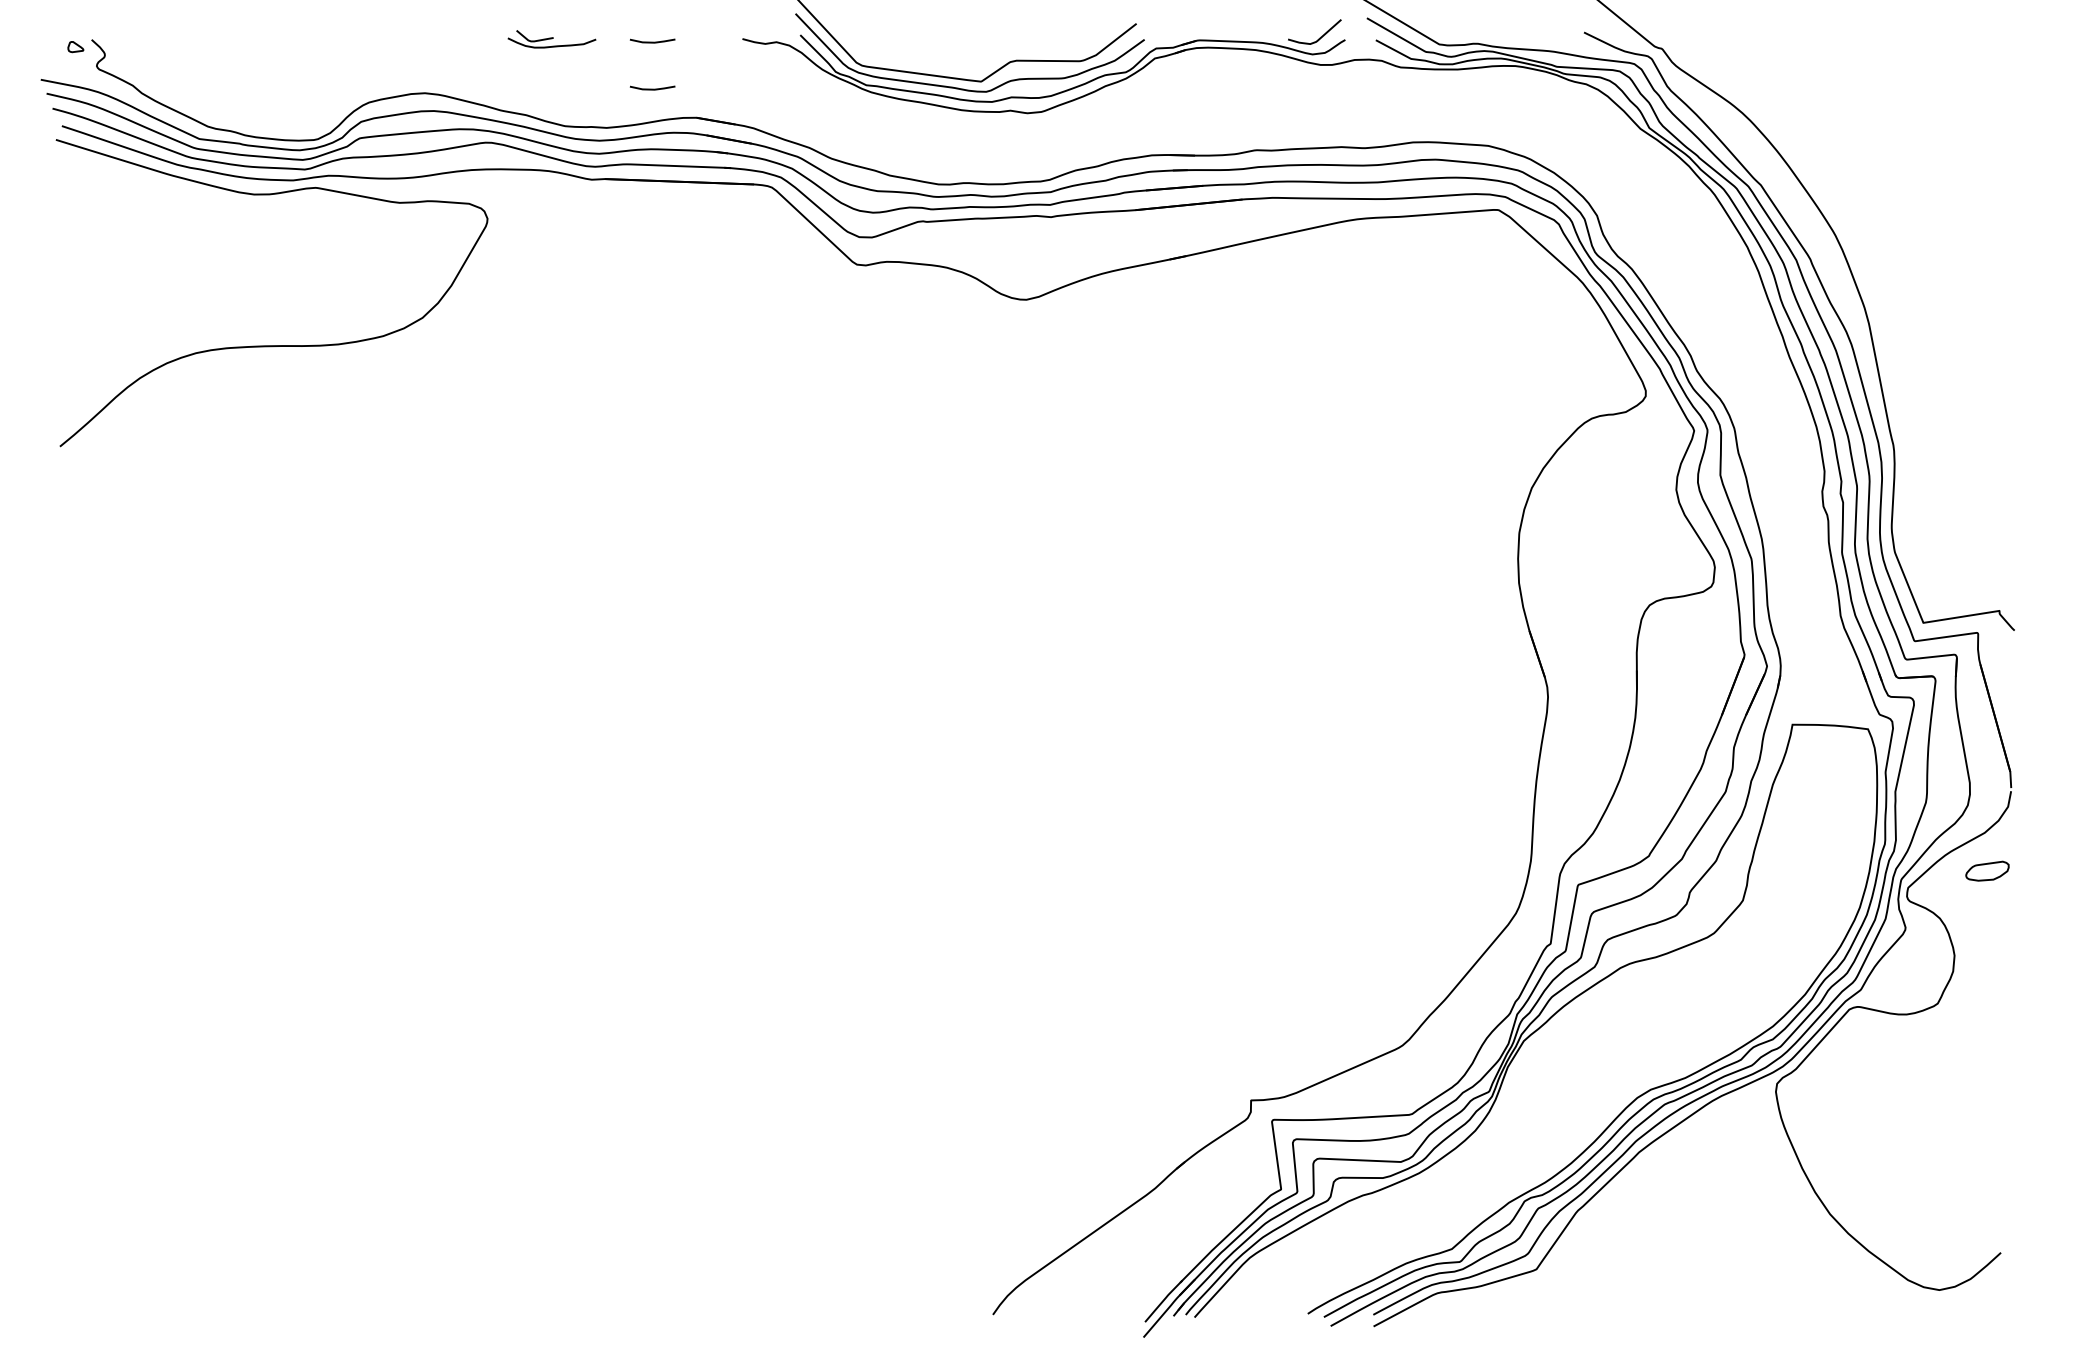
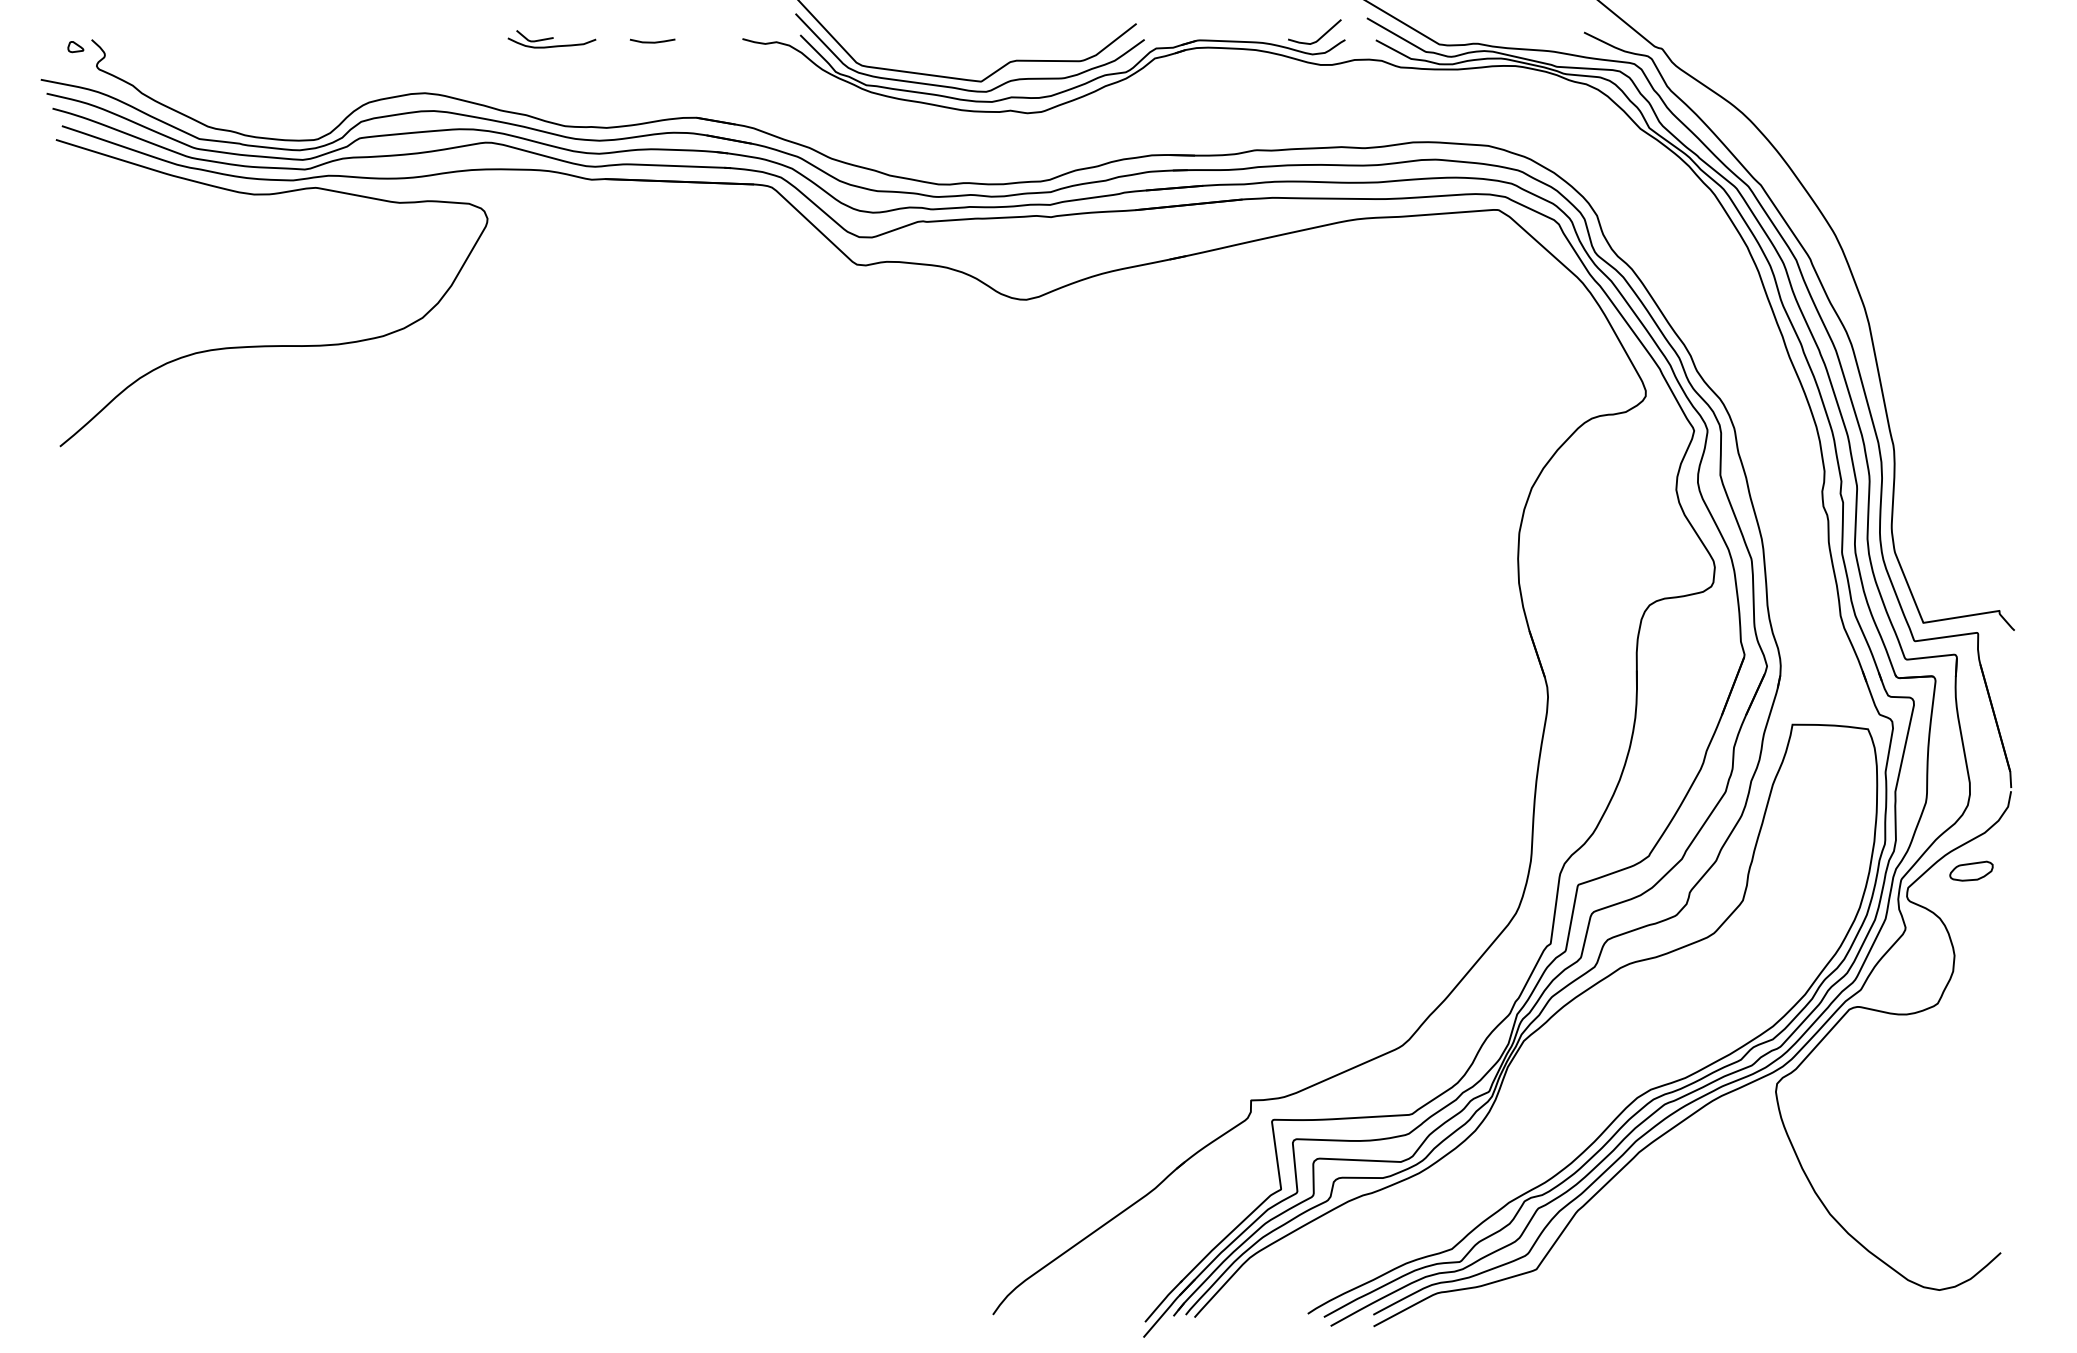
line: present -> none (652, 88)
part position: (1987, 870) -> (1971, 870) (1971, 870)
